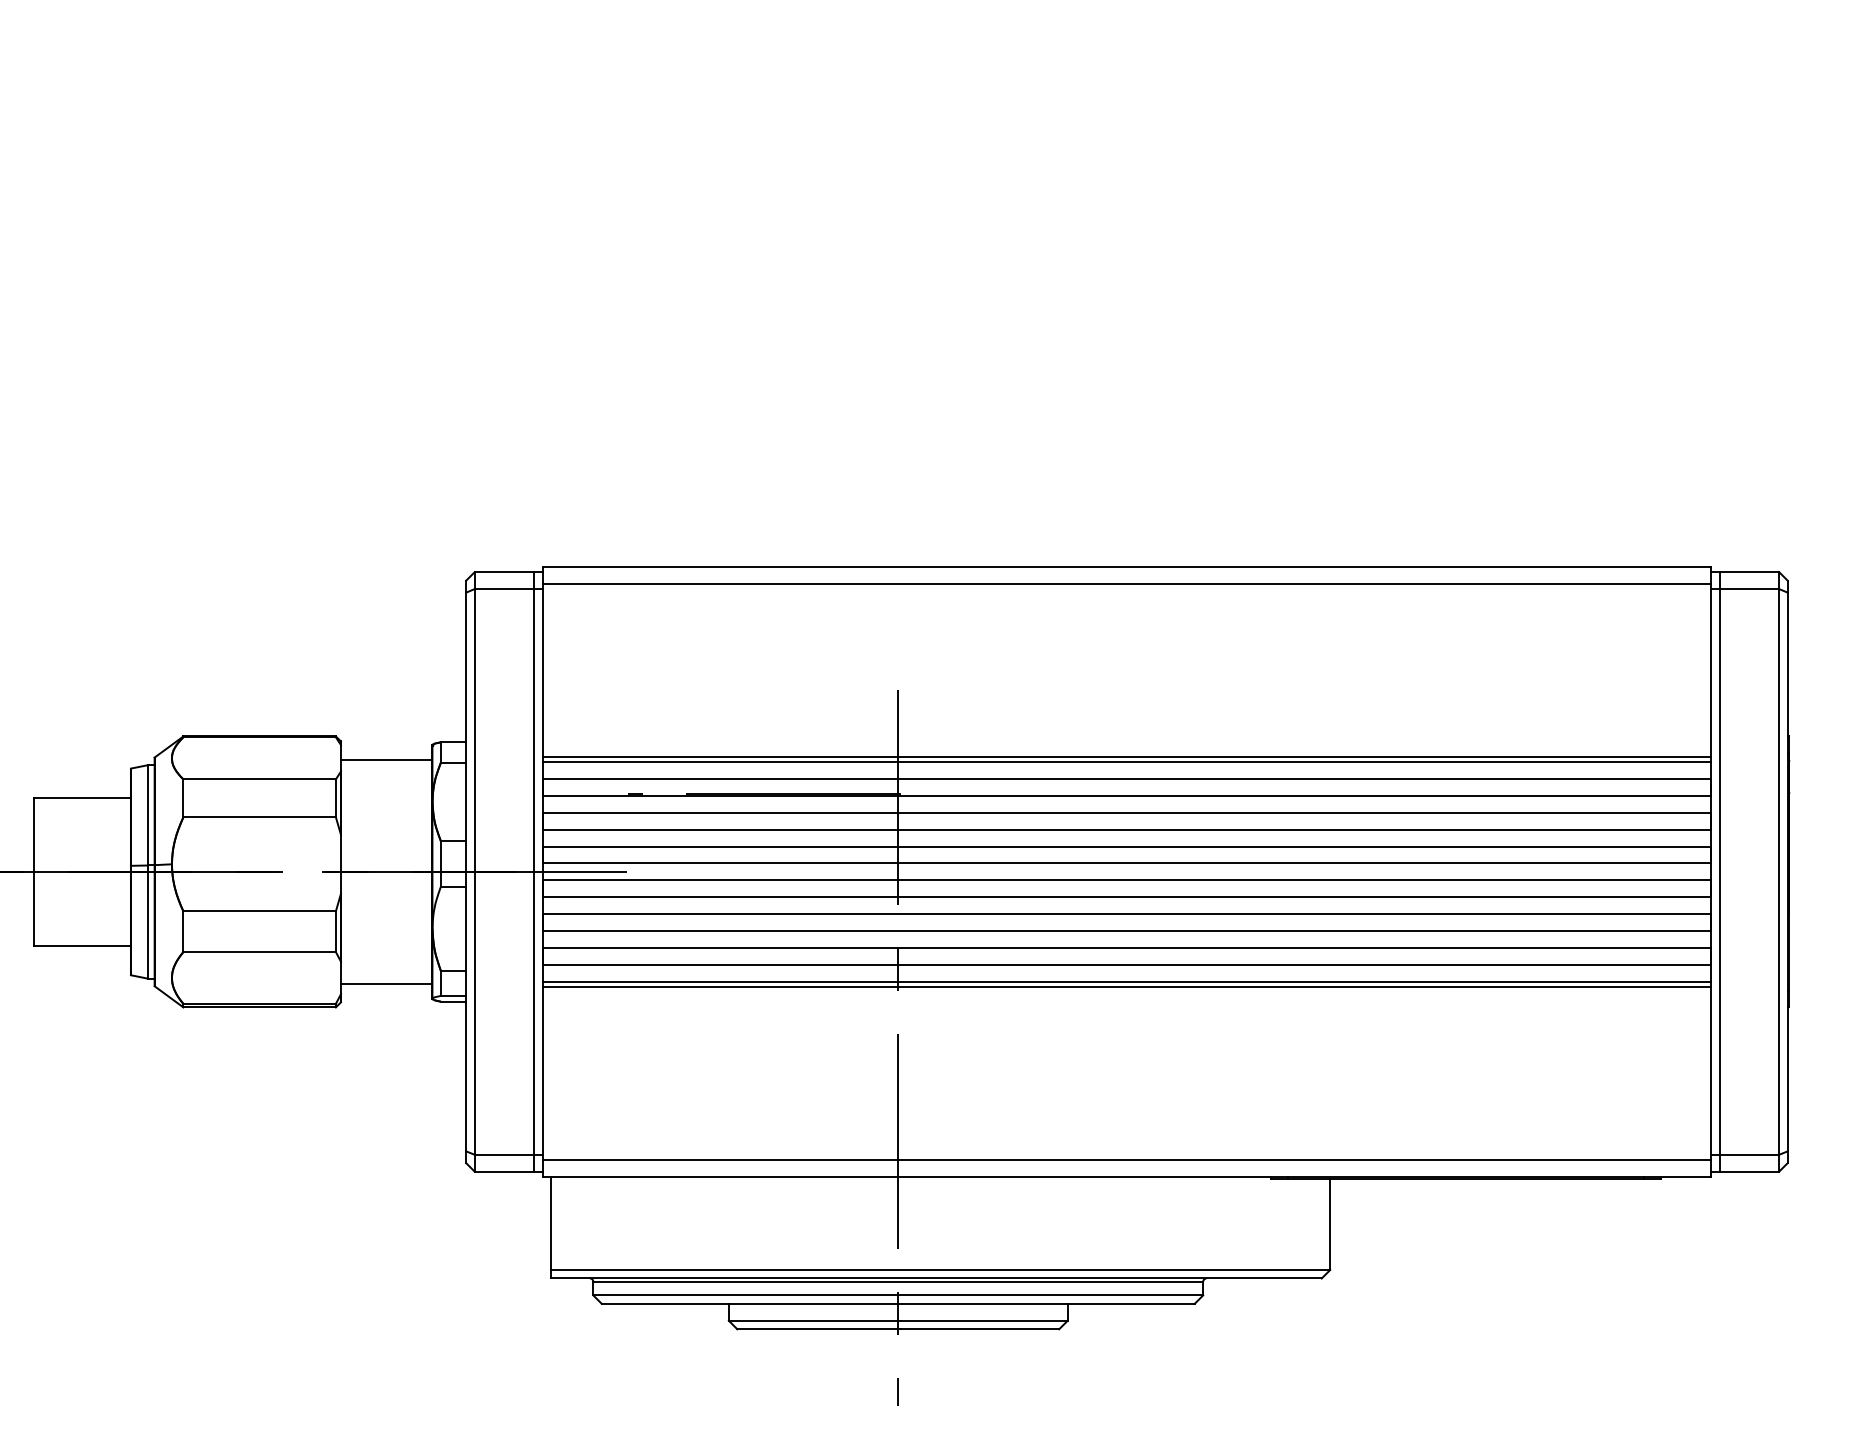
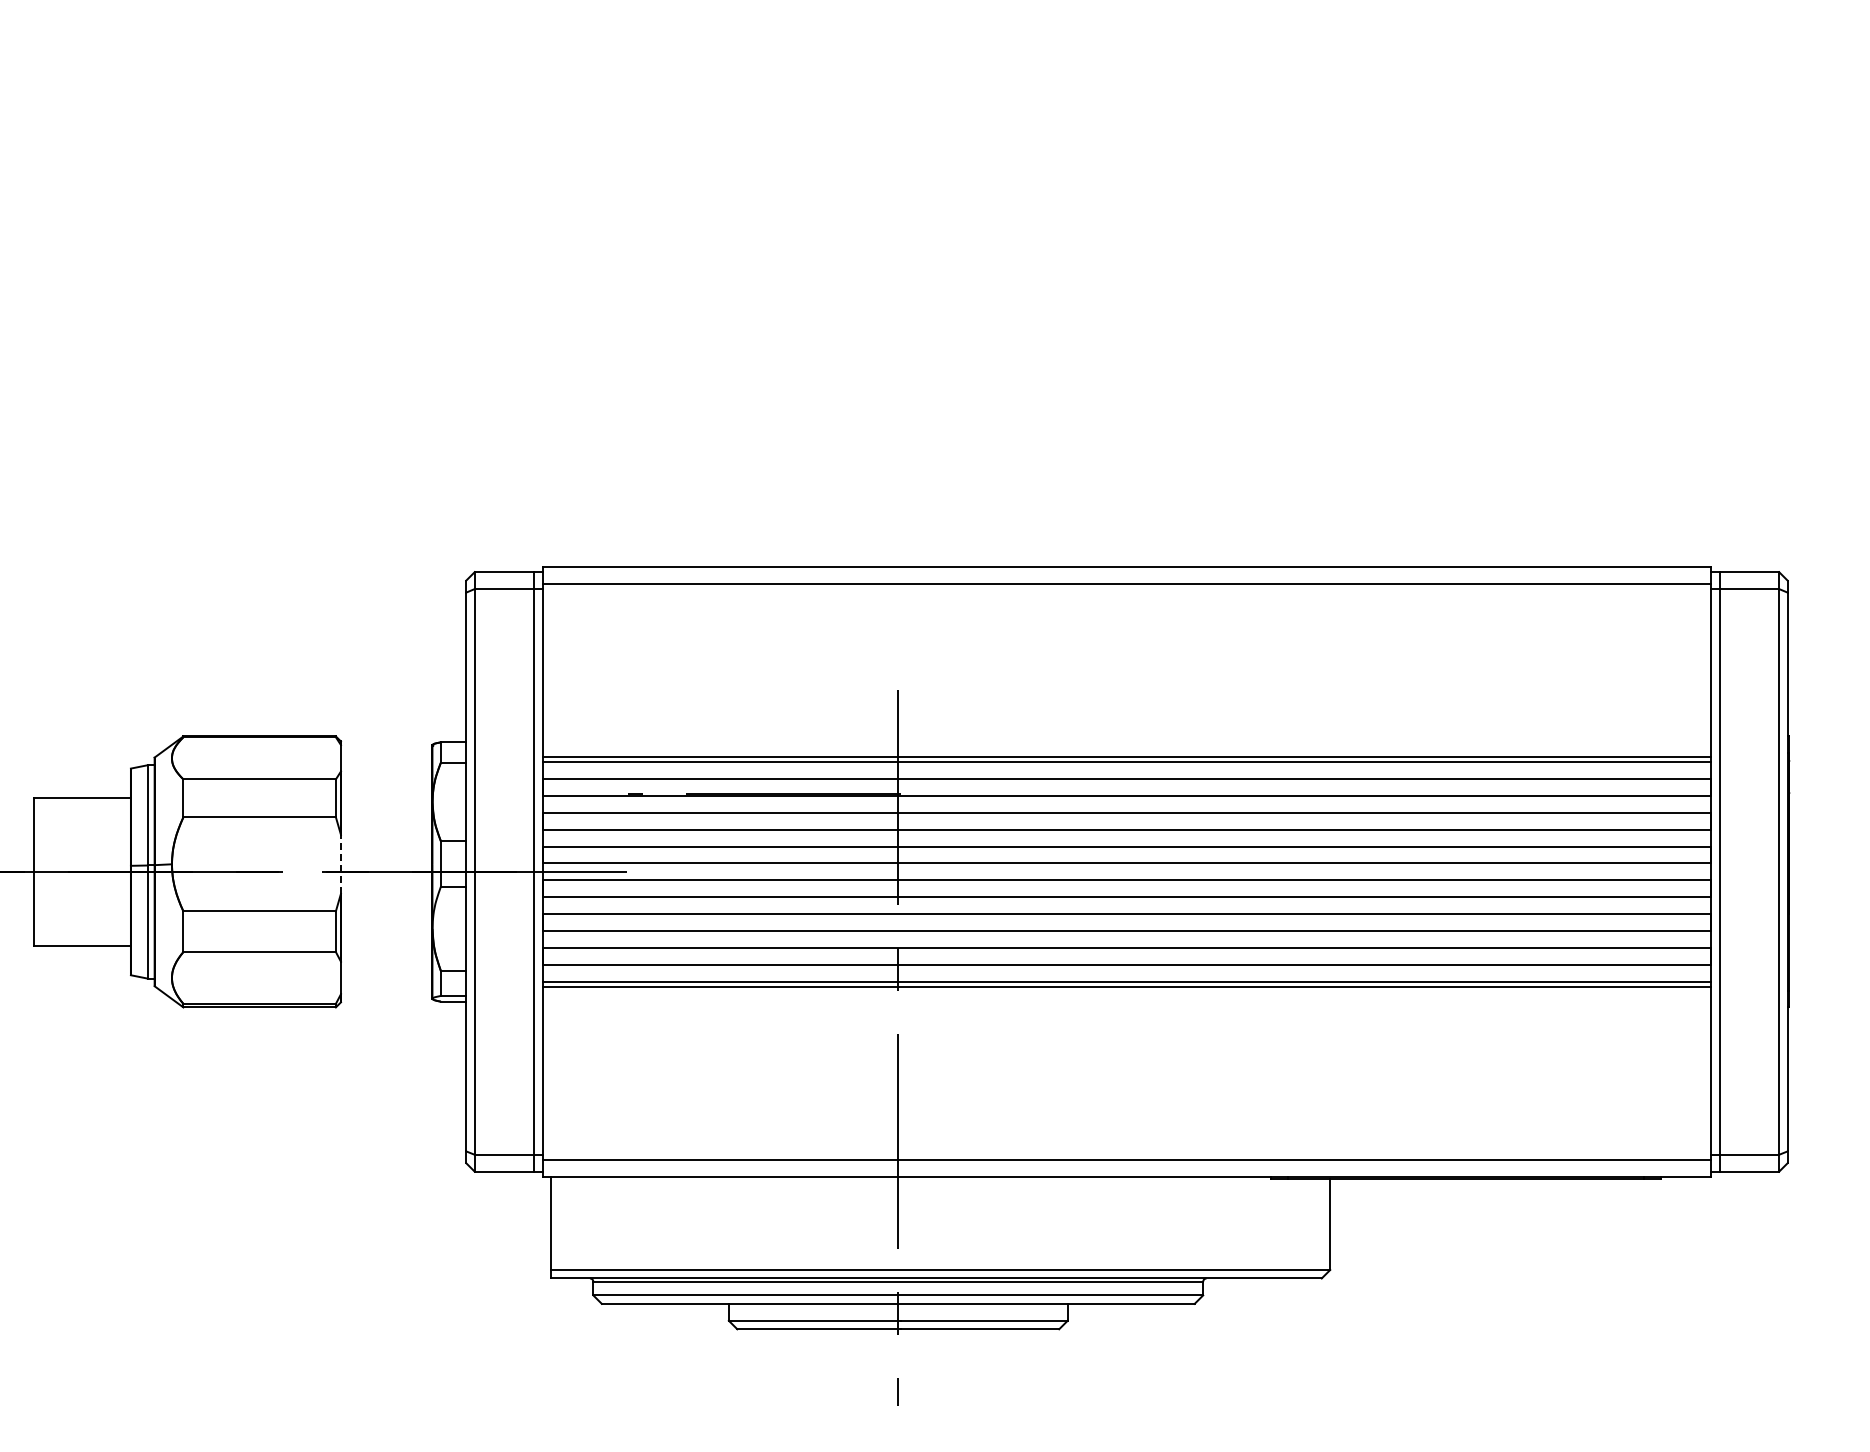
line: present -> none (386, 760)
line: solid -> dashed (340, 863)
line: present -> none (386, 983)
